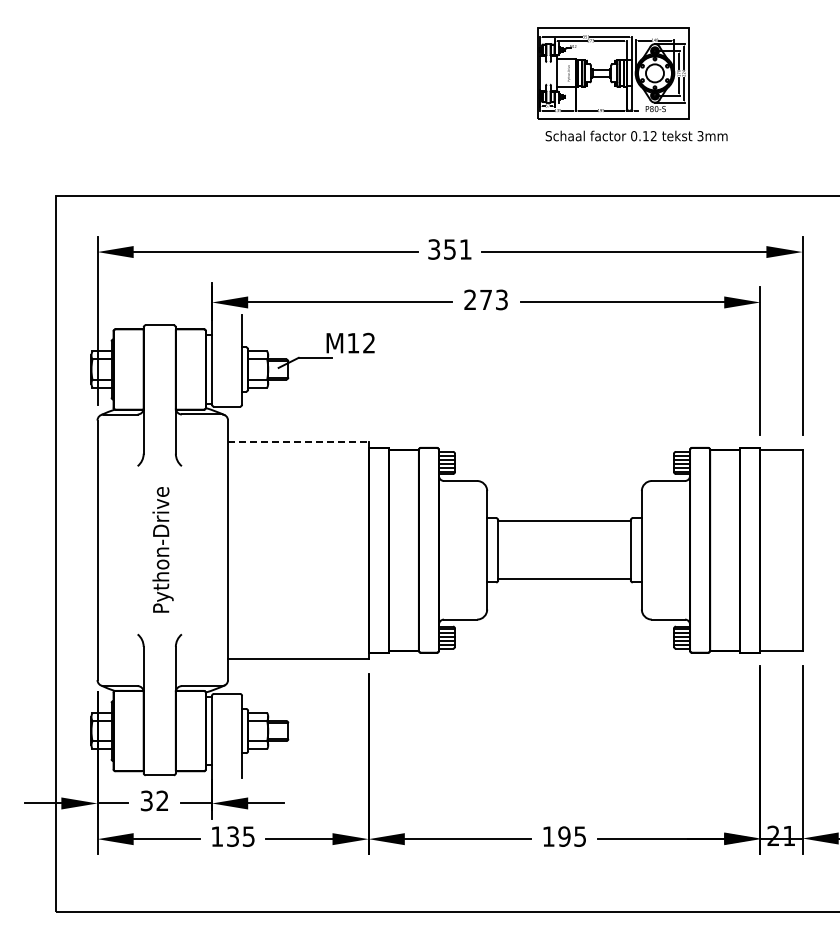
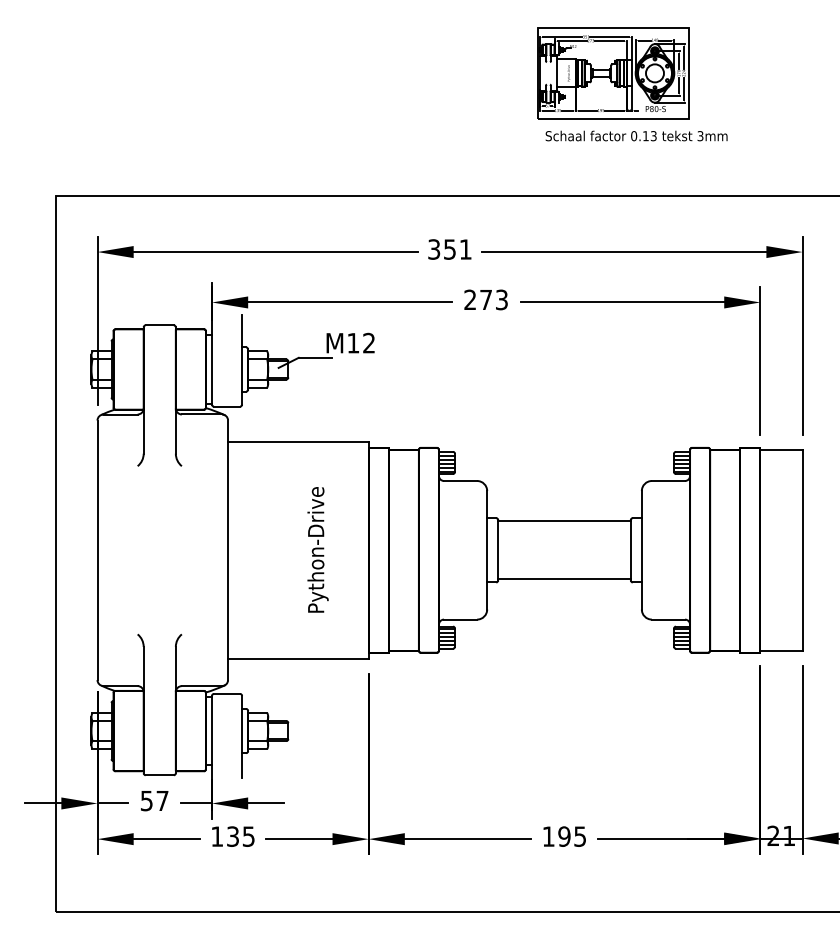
text: 0.12 -> 0.13 (653, 136)
line: dashed -> solid (298, 441)
text position: (162, 549) -> (317, 549) (317, 549)
text: 32 -> 57 (154, 800)
